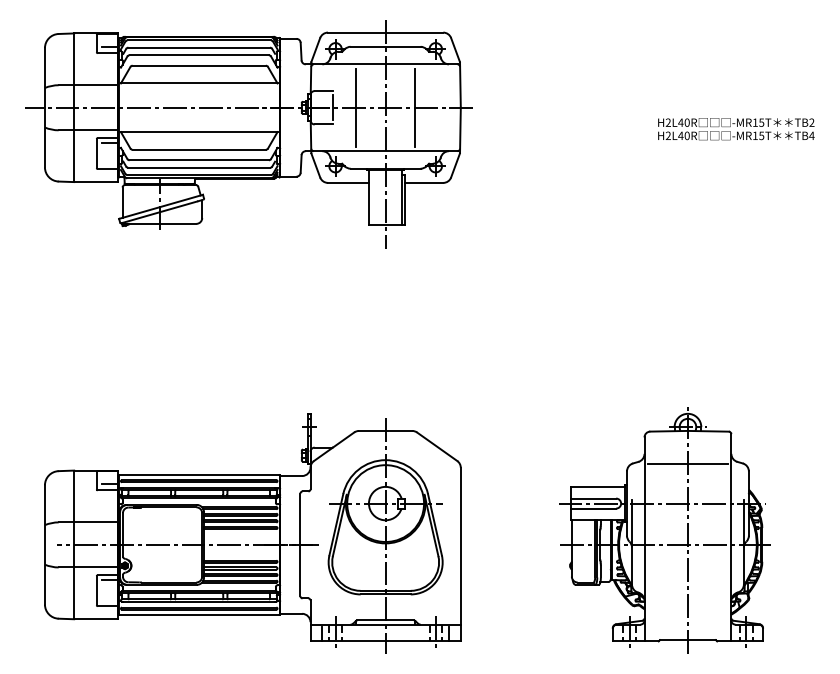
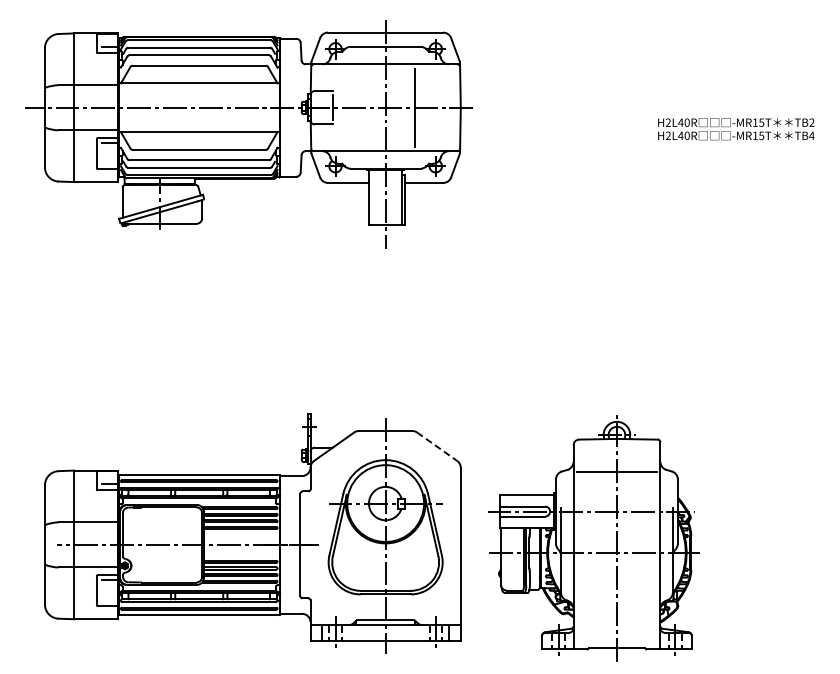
line: present -> none (356, 107)
line: solid -> dashed (437, 446)
part position: (664, 530) -> (593, 538) (593, 538)
